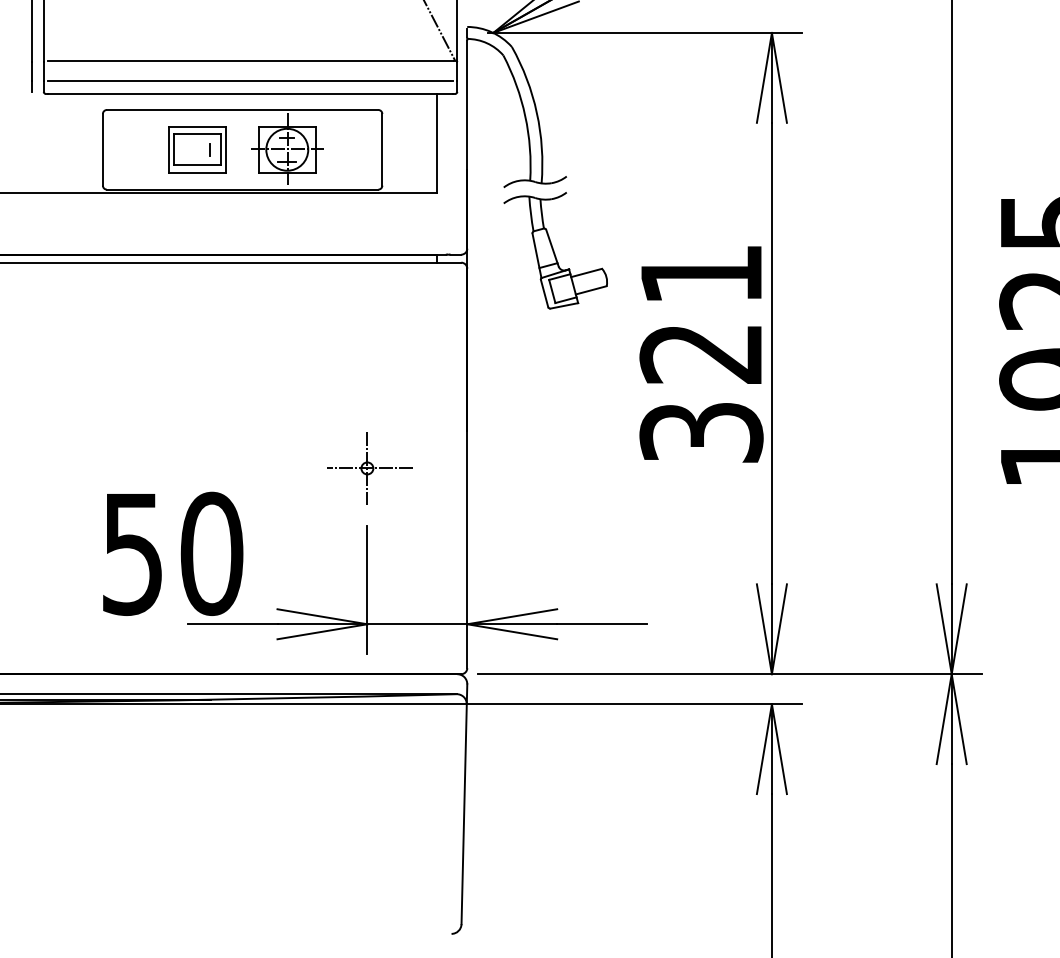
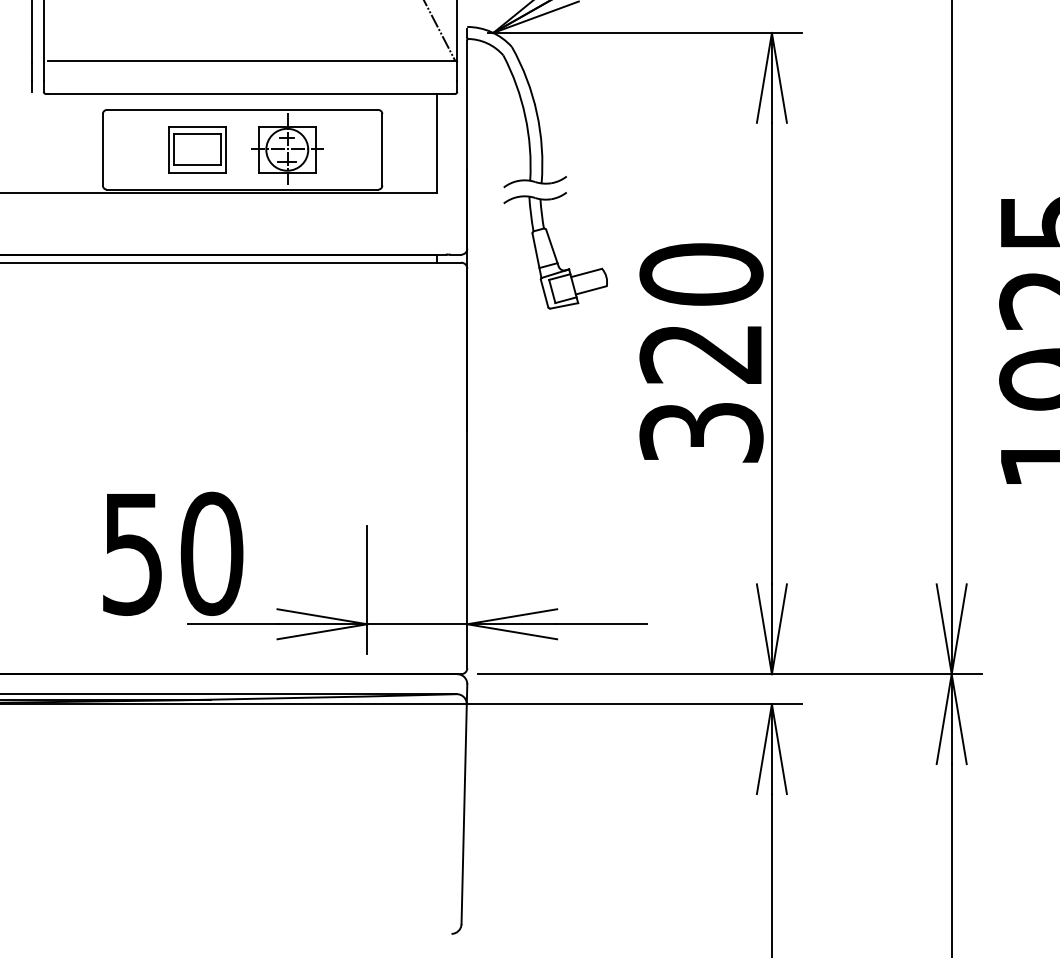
line: present -> none (250, 81)
line: present -> none (209, 149)
text: 321 -> 320 (701, 274)
part: present -> none (369, 468)
